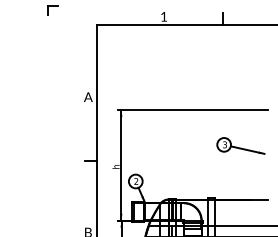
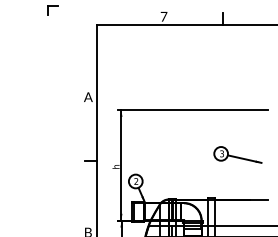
text: 1 -> 7 (163, 16)
part position: (240, 145) -> (237, 154) (237, 154)
